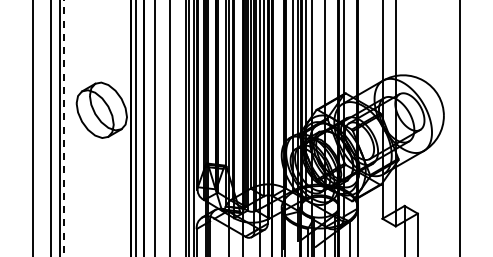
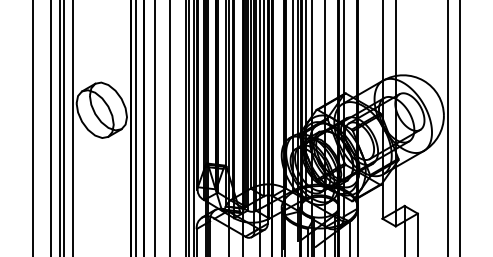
line: none -> present (73, 127)
line: none -> present (447, 127)
line: dashed -> solid (64, 128)
